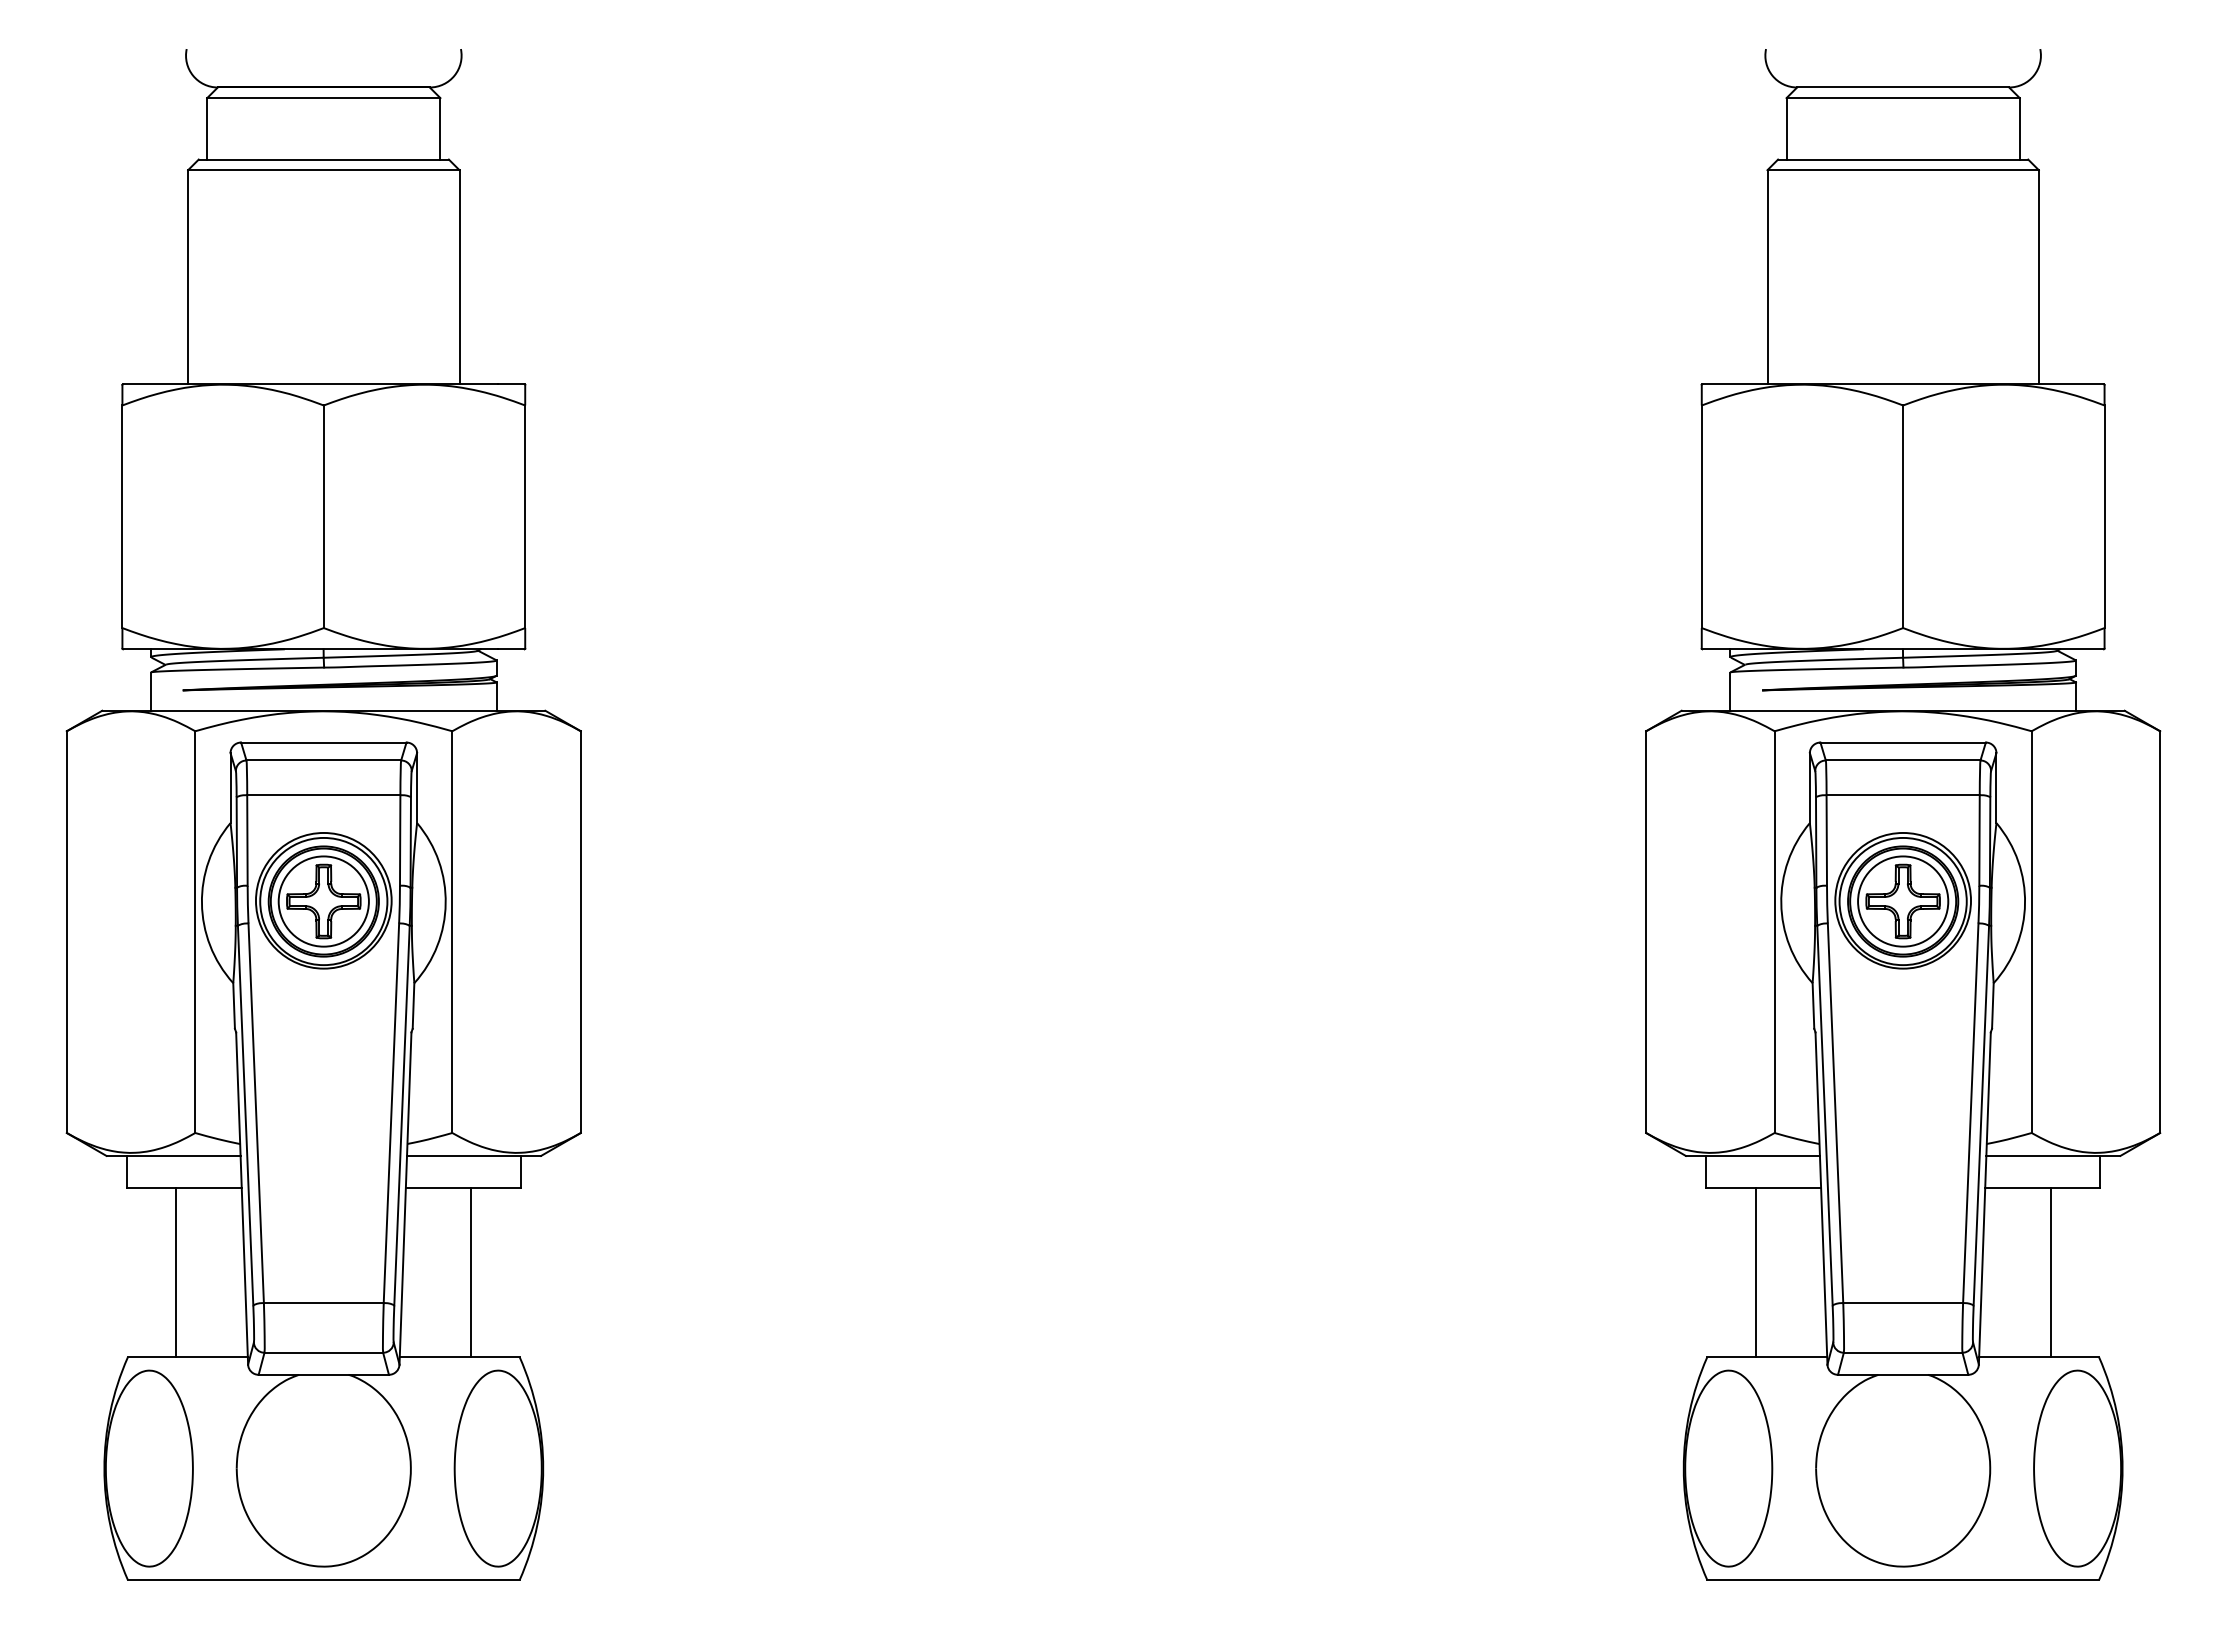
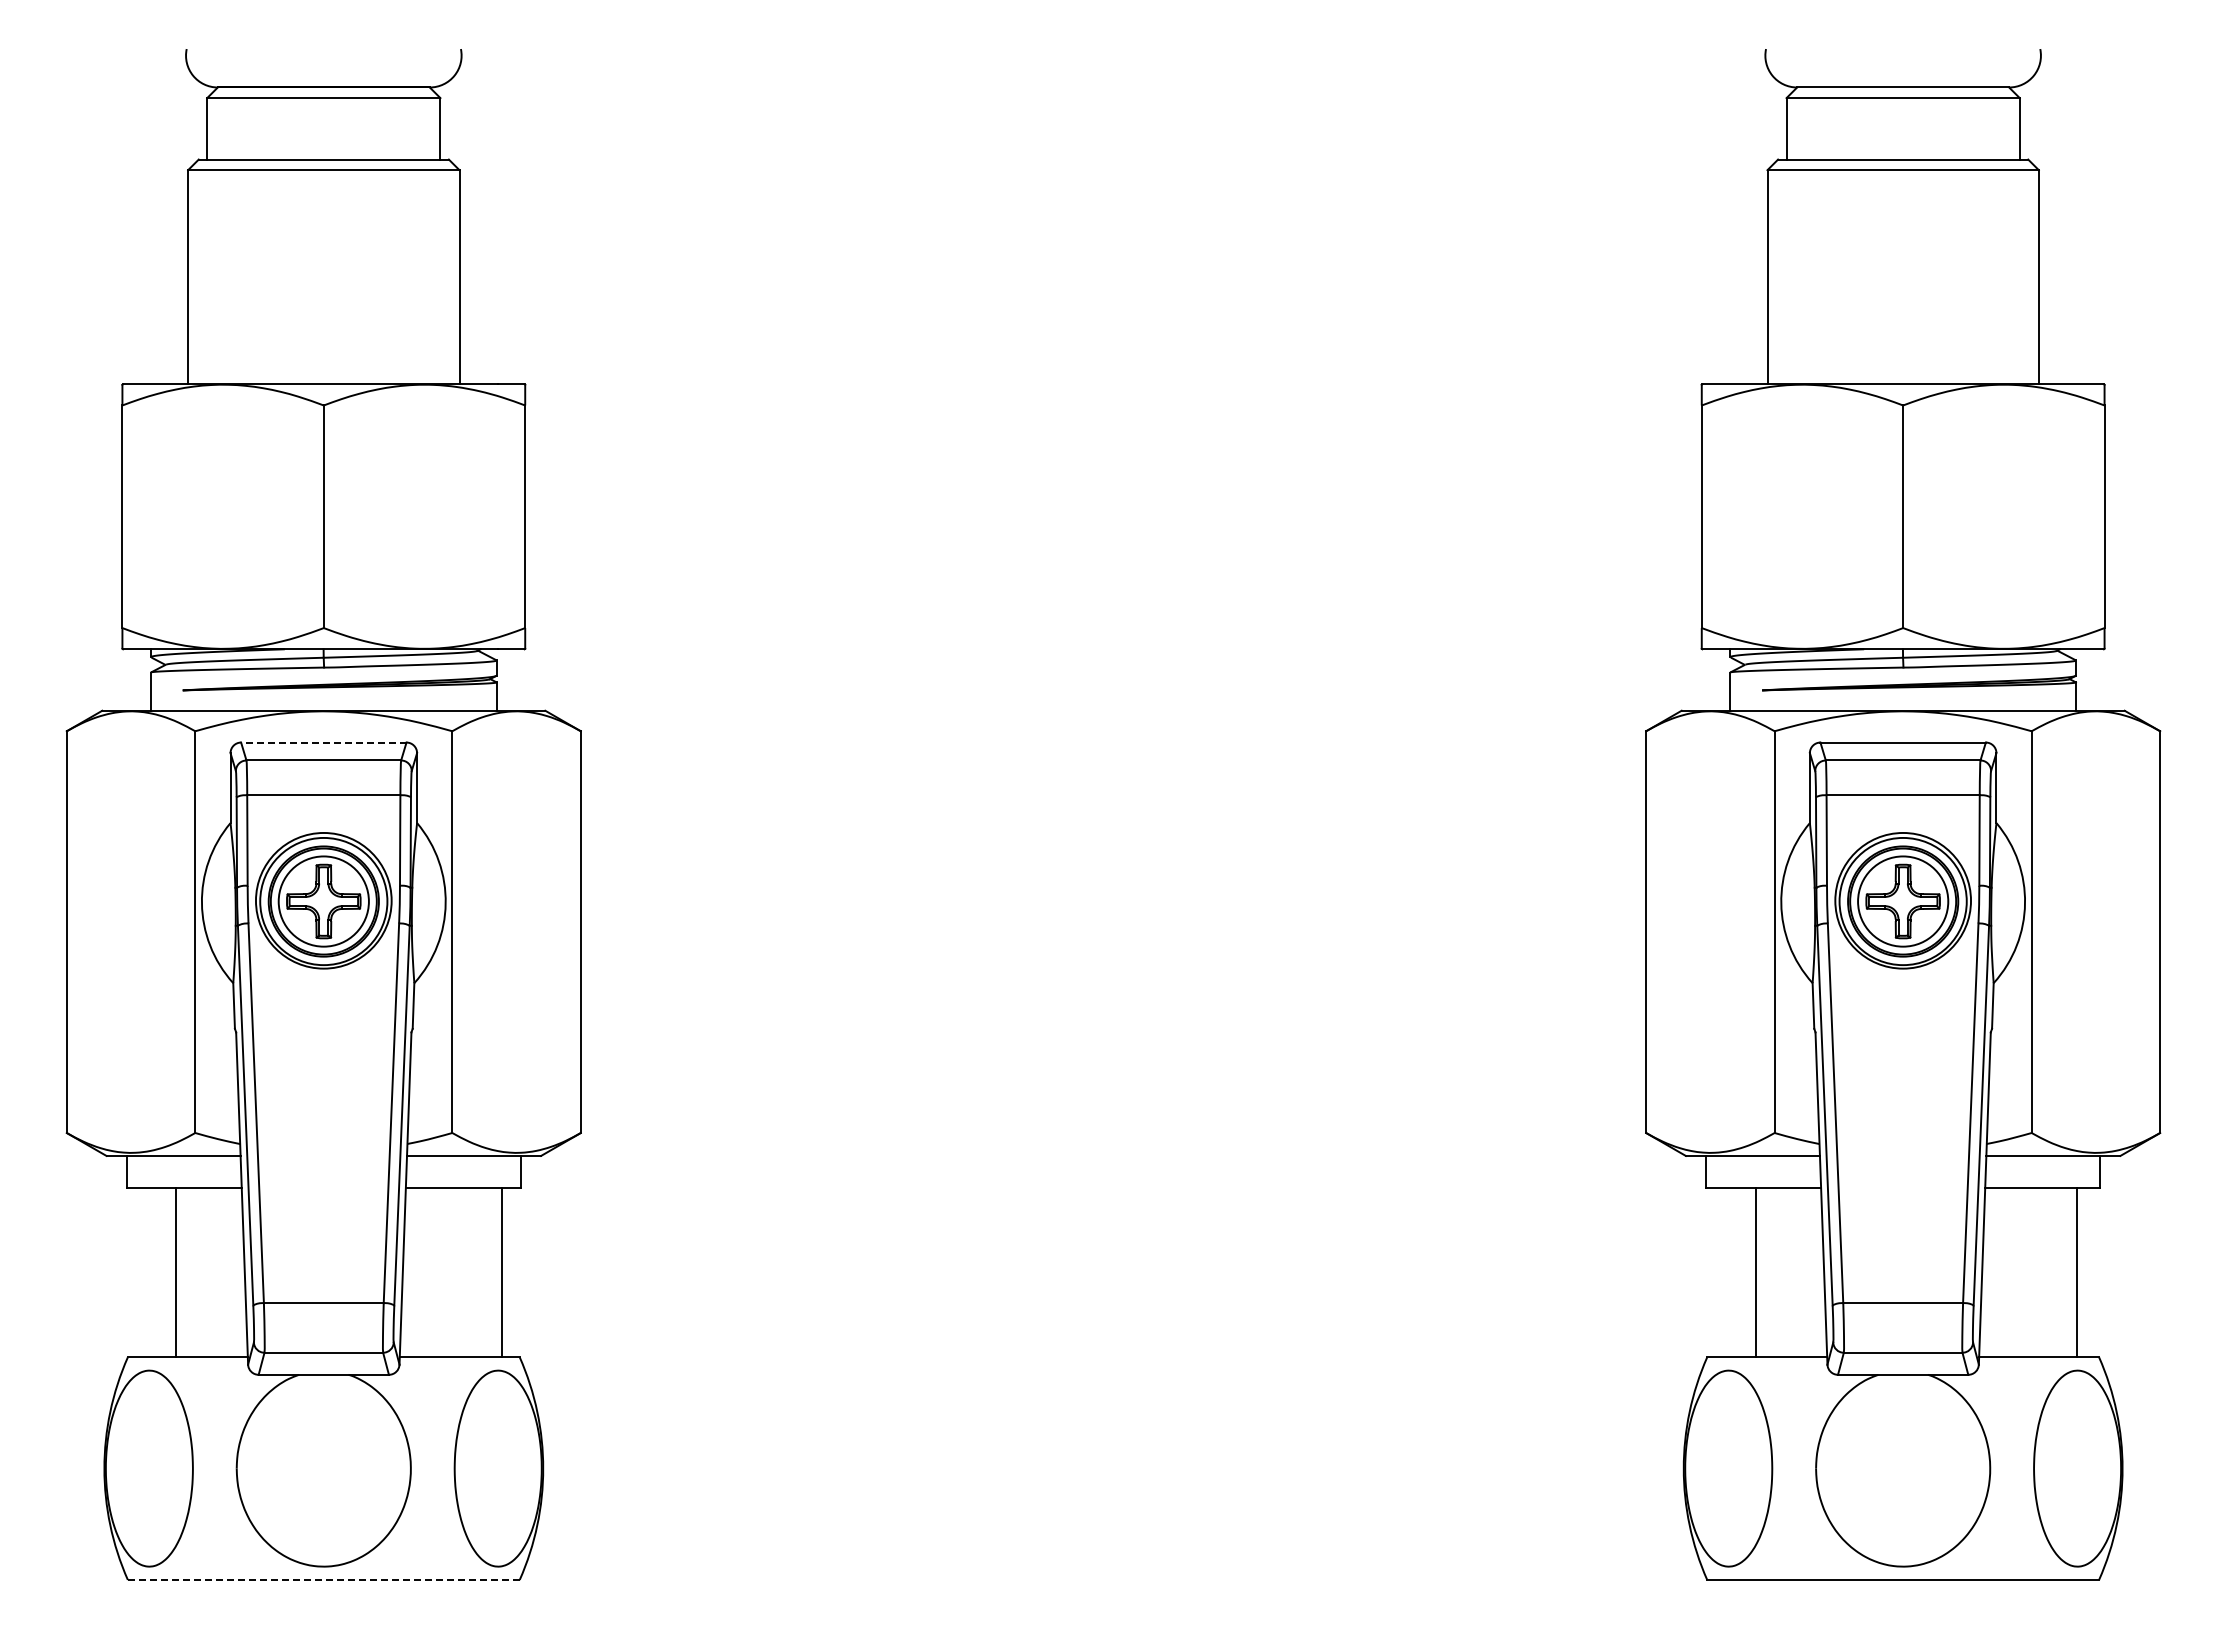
line: solid -> dashed (323, 742)
line position: (471, 1272) -> (502, 1272) (502, 1272)
line position: (2050, 1272) -> (2076, 1272) (2076, 1272)
line: solid -> dashed (323, 1579)
